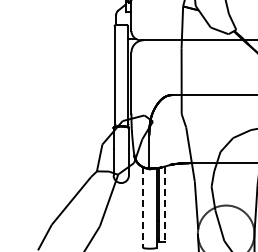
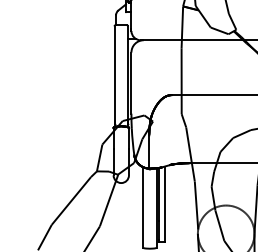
line: dashed -> solid (164, 204)
line: dashed -> solid (143, 207)
